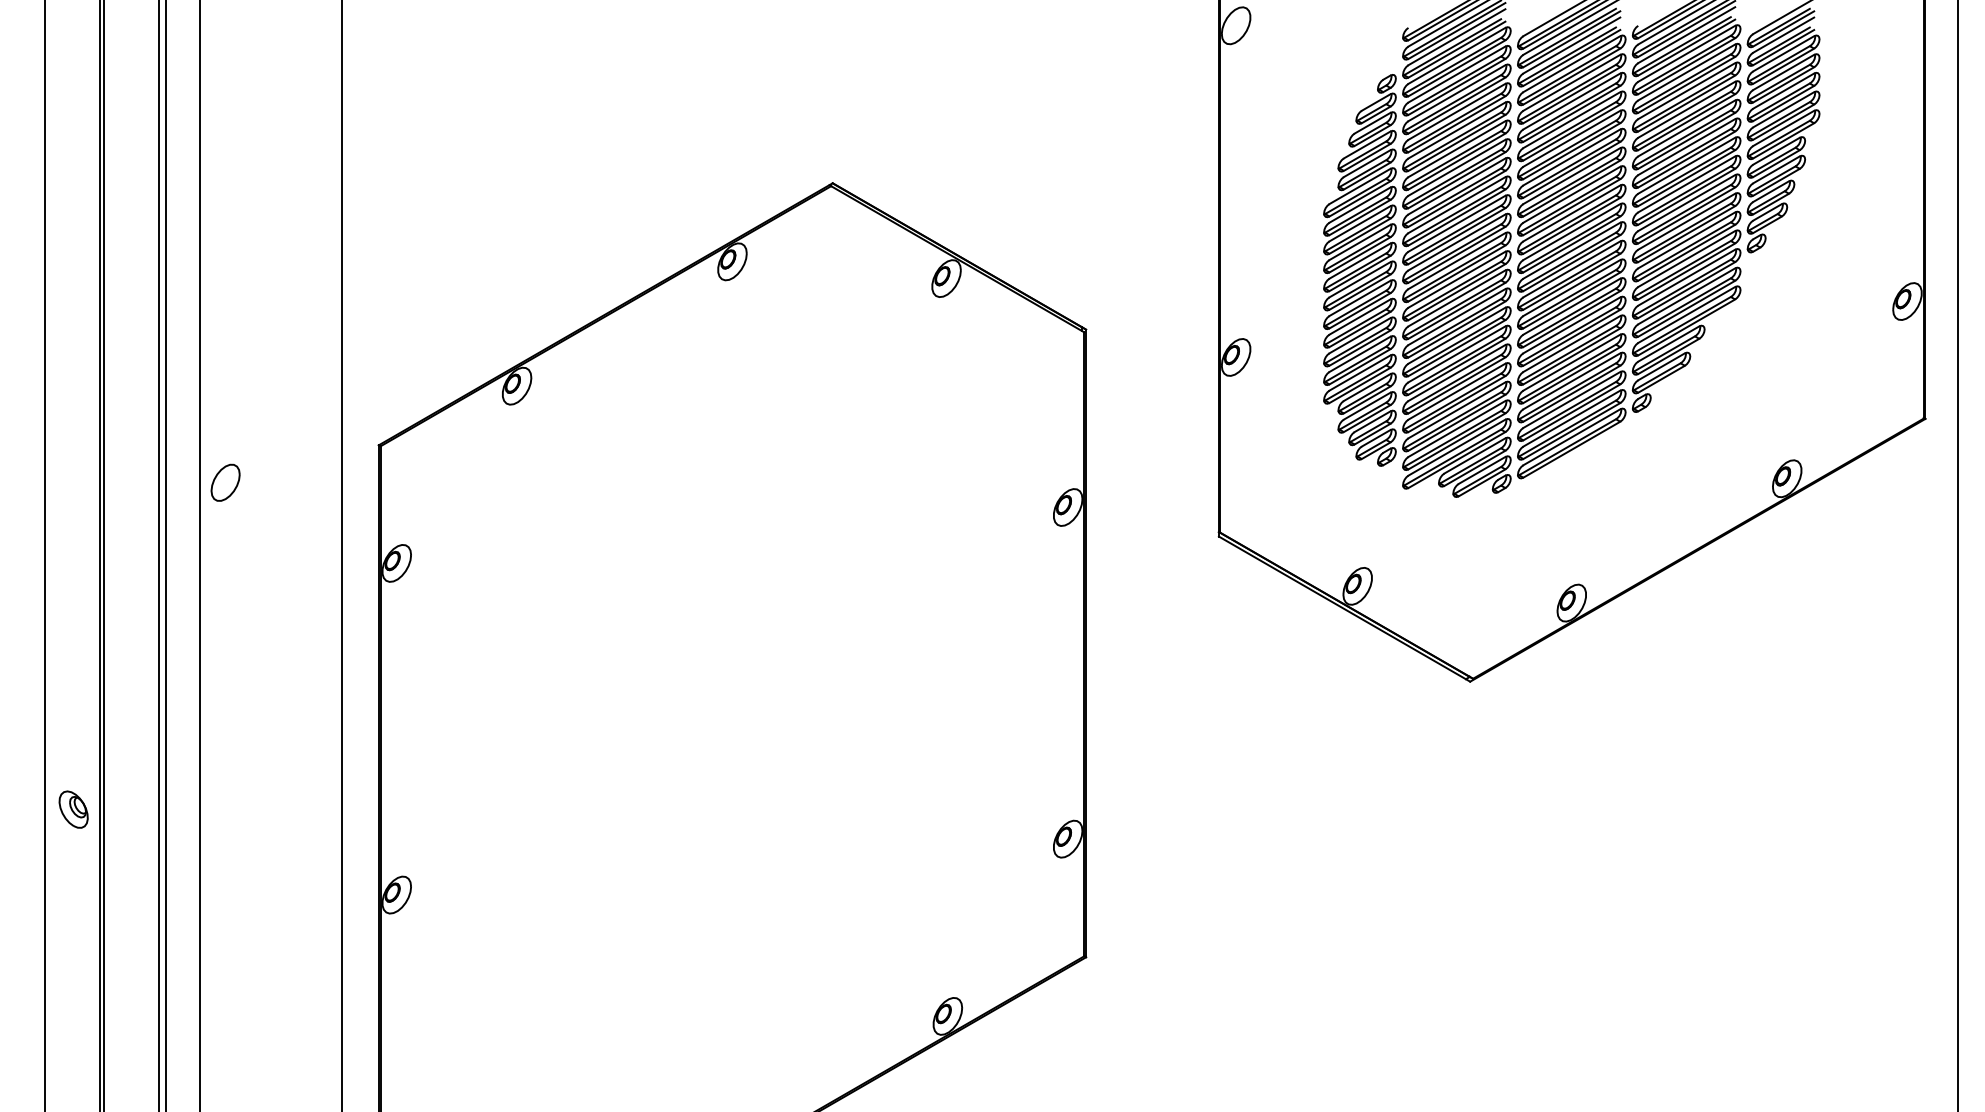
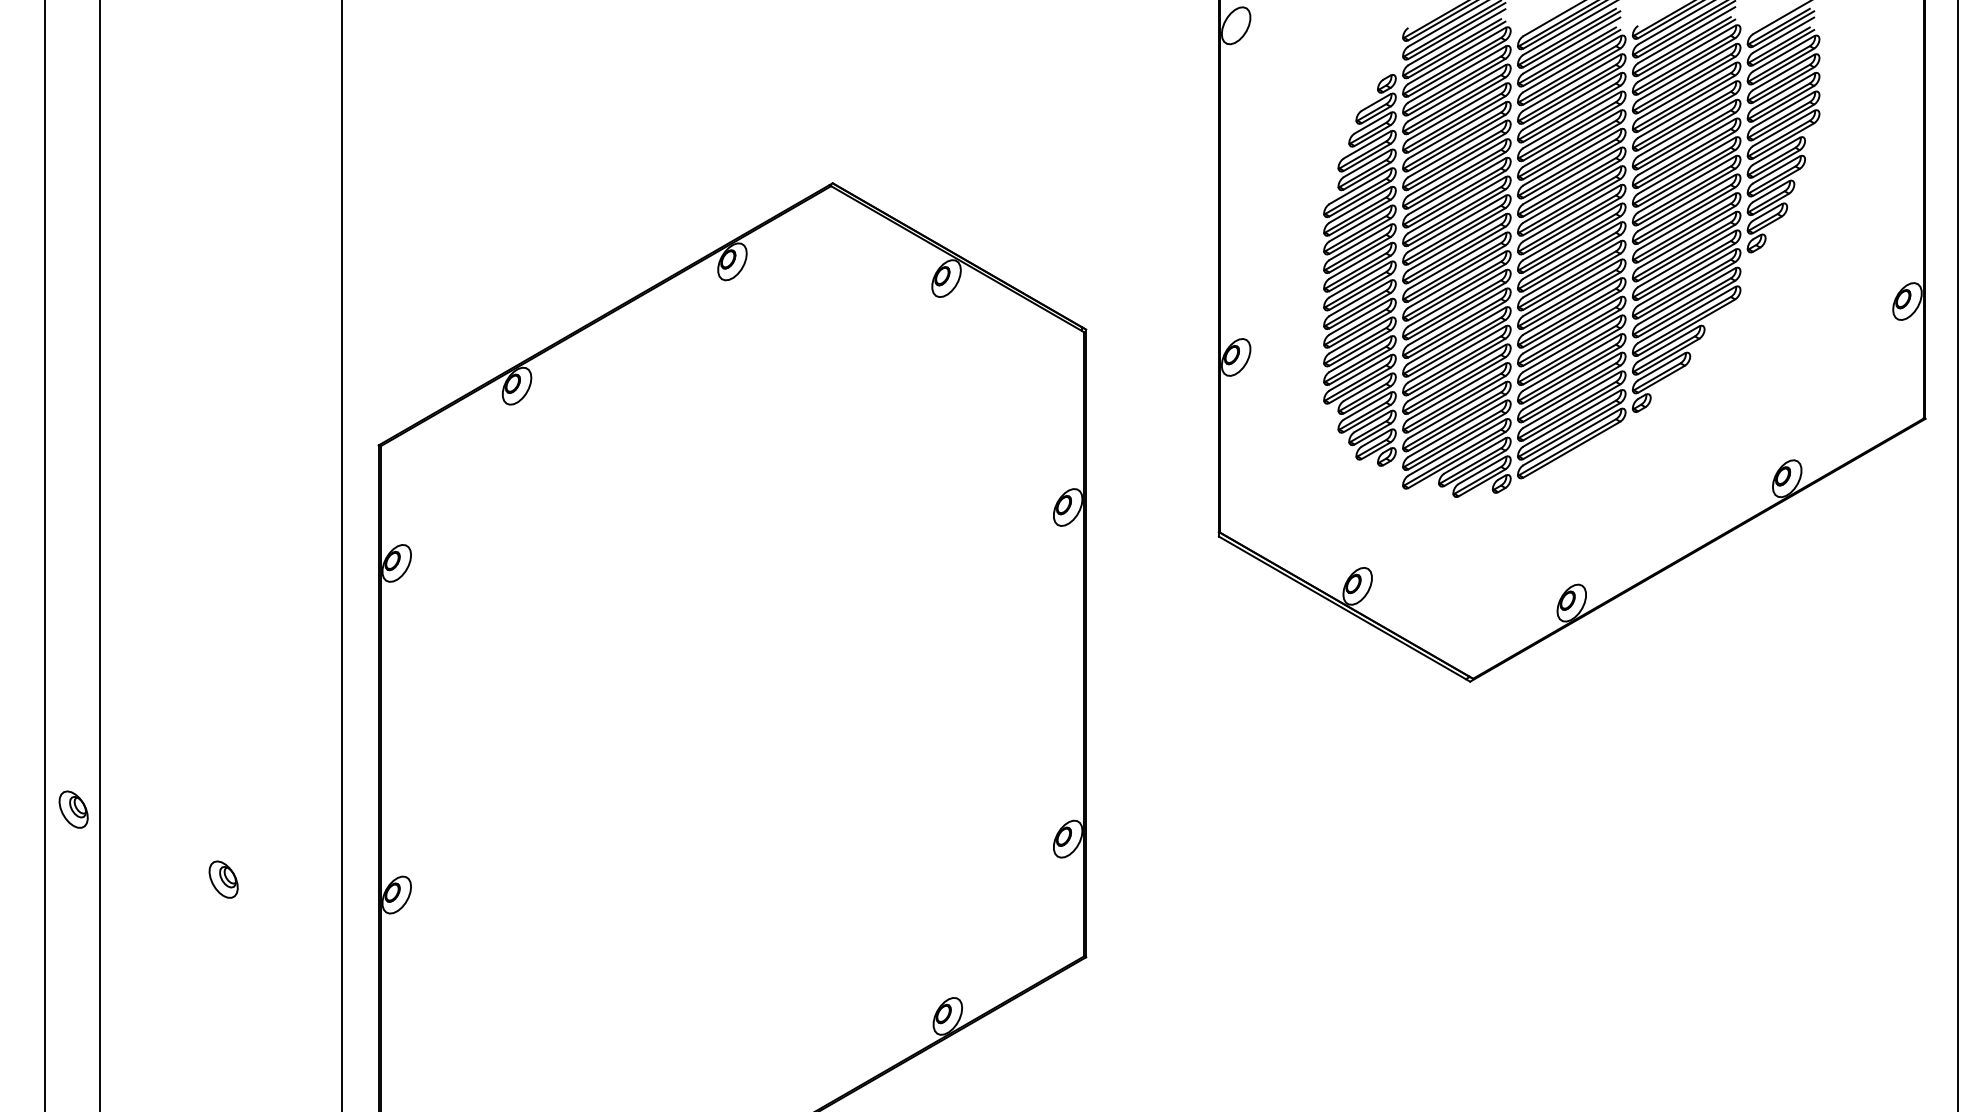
part: present -> none (225, 482)
line: present -> none (103, 555)
line: present -> none (158, 555)
line: present -> none (166, 555)
line: present -> none (200, 555)
part: none -> present (223, 879)
